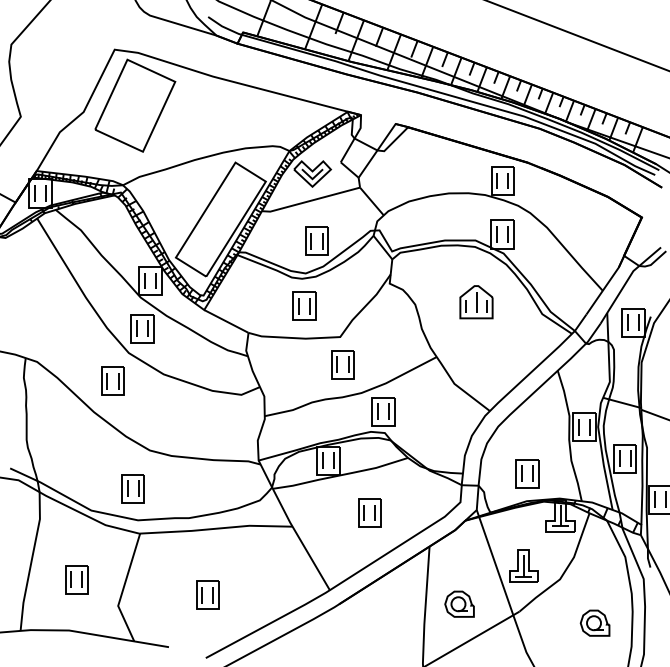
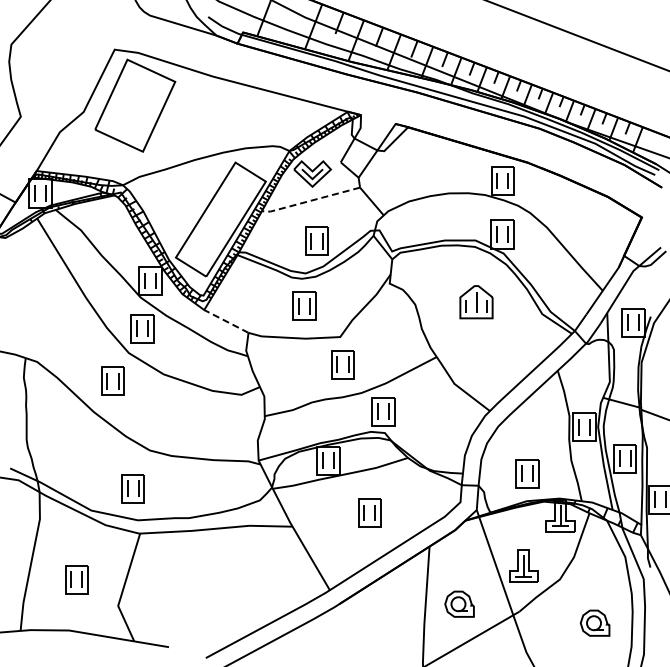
line: solid -> dashed (309, 201)
line: solid -> dashed (226, 321)
part: present -> none (207, 594)
